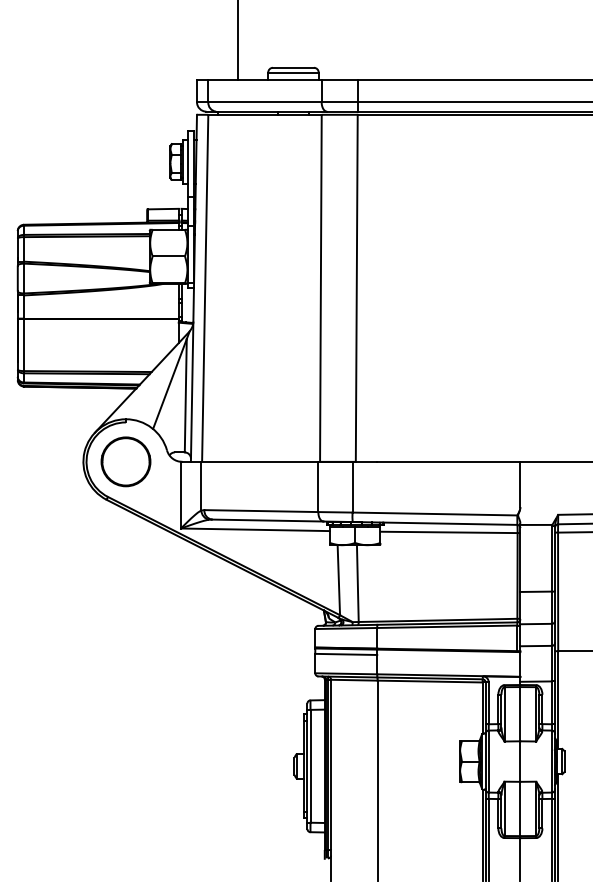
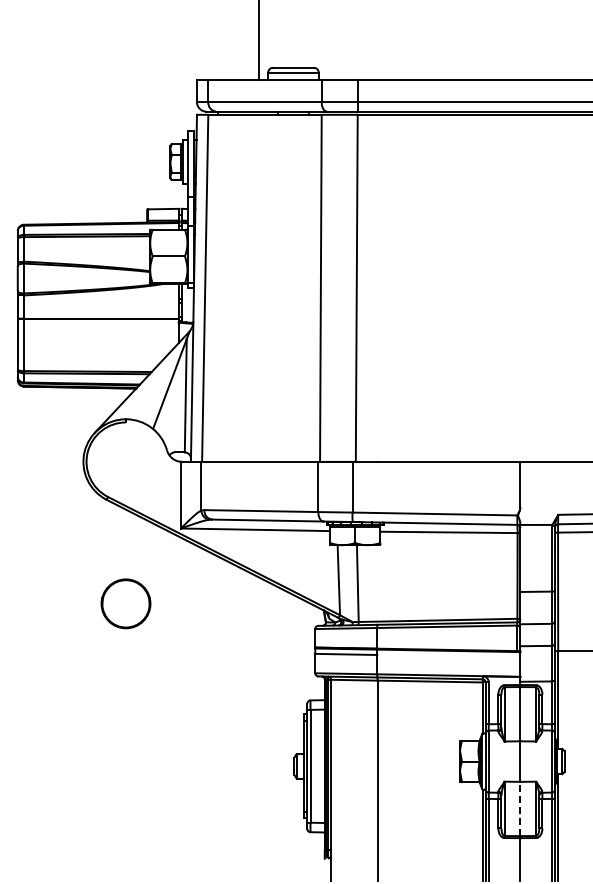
line position: (238, 41) -> (259, 41) (259, 41)
part position: (125, 461) -> (125, 603) (125, 603)
line: solid -> dashed (520, 808)
